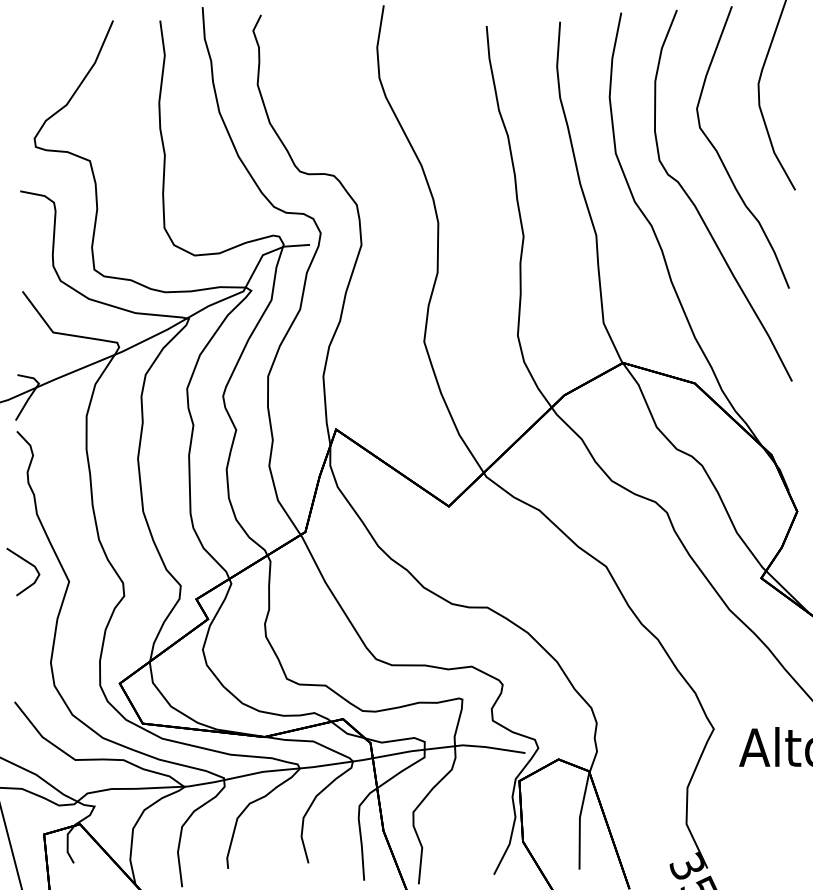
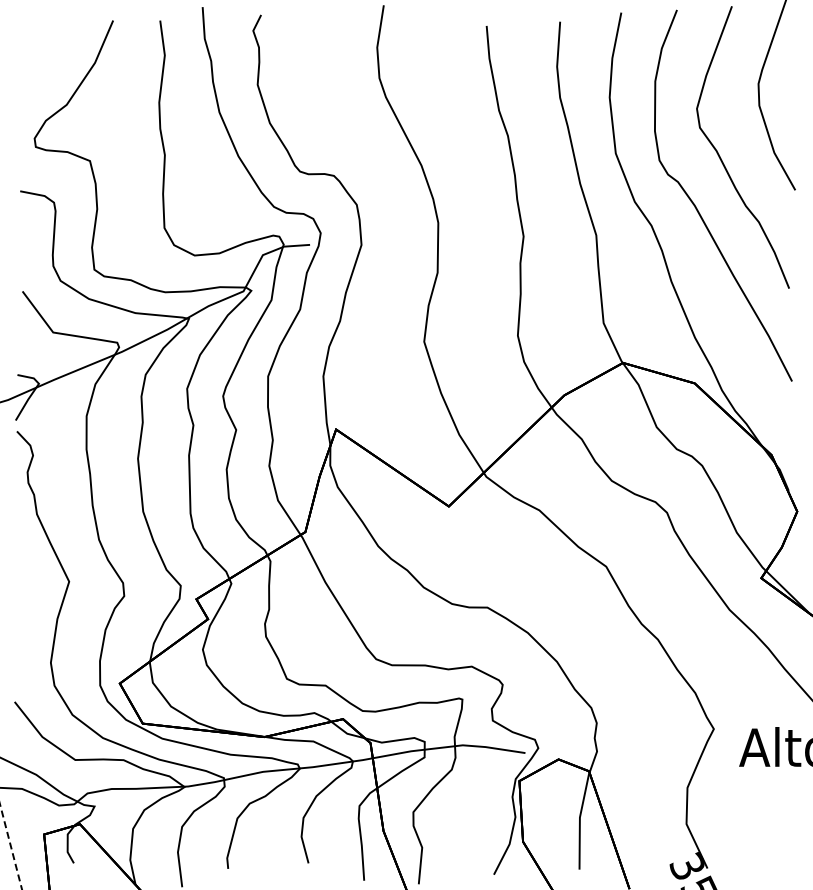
line: present -> none (29, 564)
line: solid -> dashed (11, 846)
